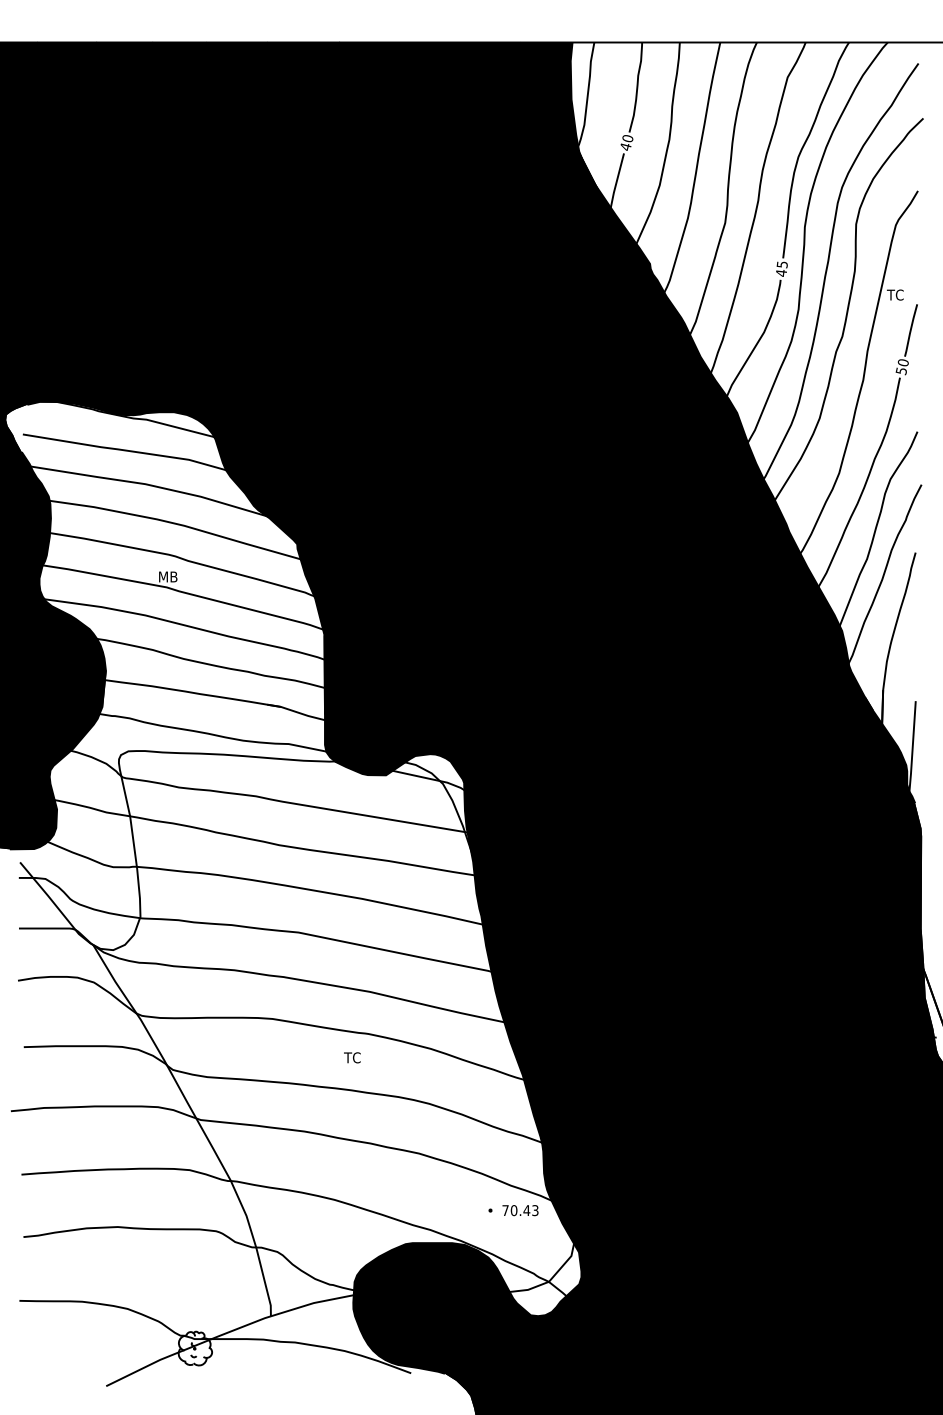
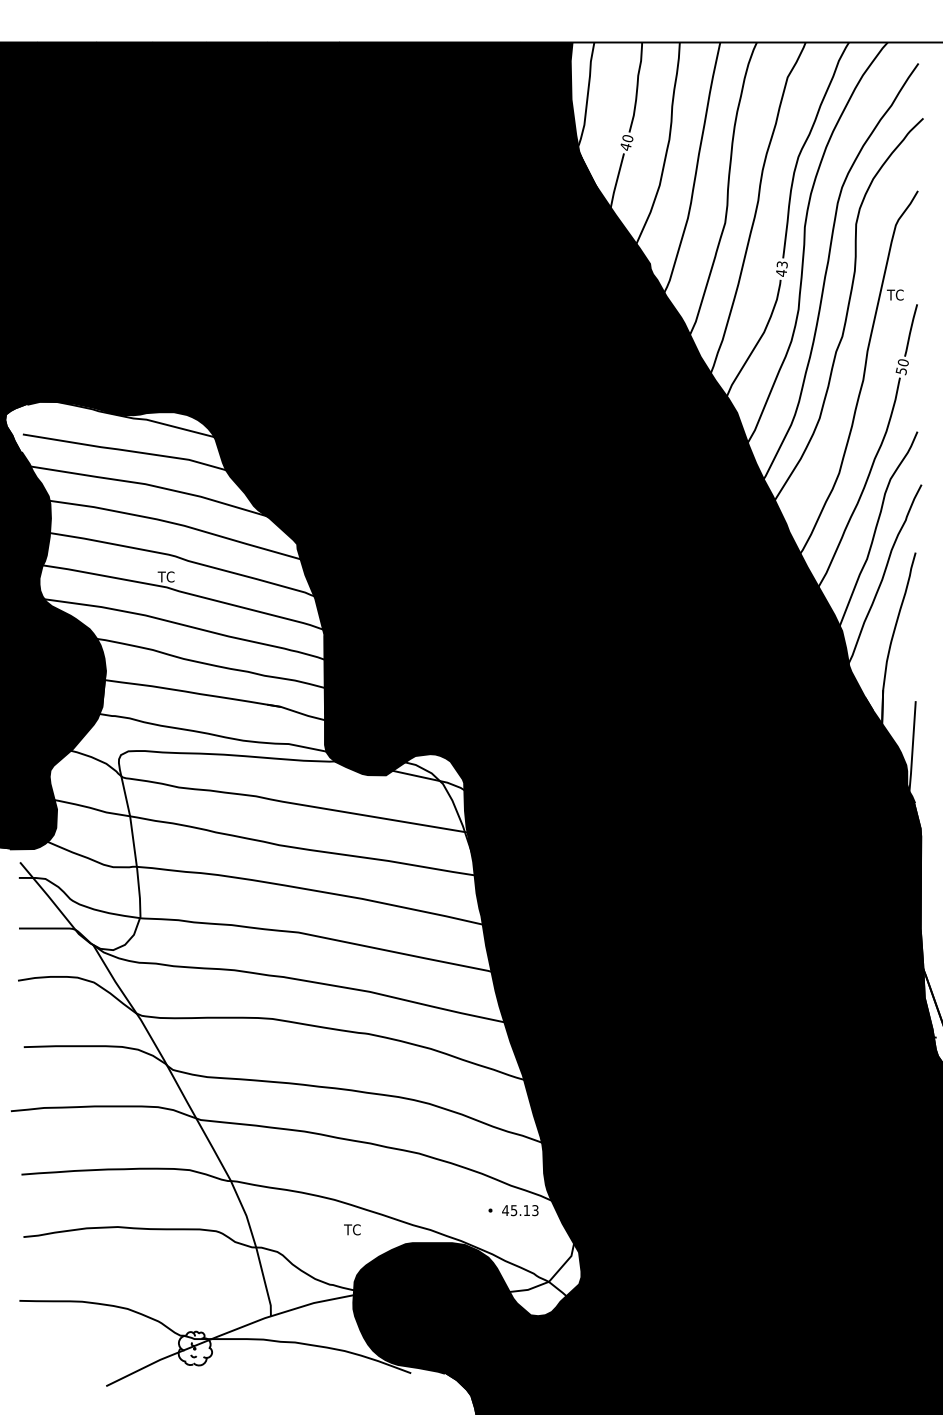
text: 45 -> 43 (781, 264)
text: MB -> TC (167, 576)
text position: (352, 1057) -> (352, 1229) (352, 1229)
text: 70.43 -> 45.13 (516, 1210)
